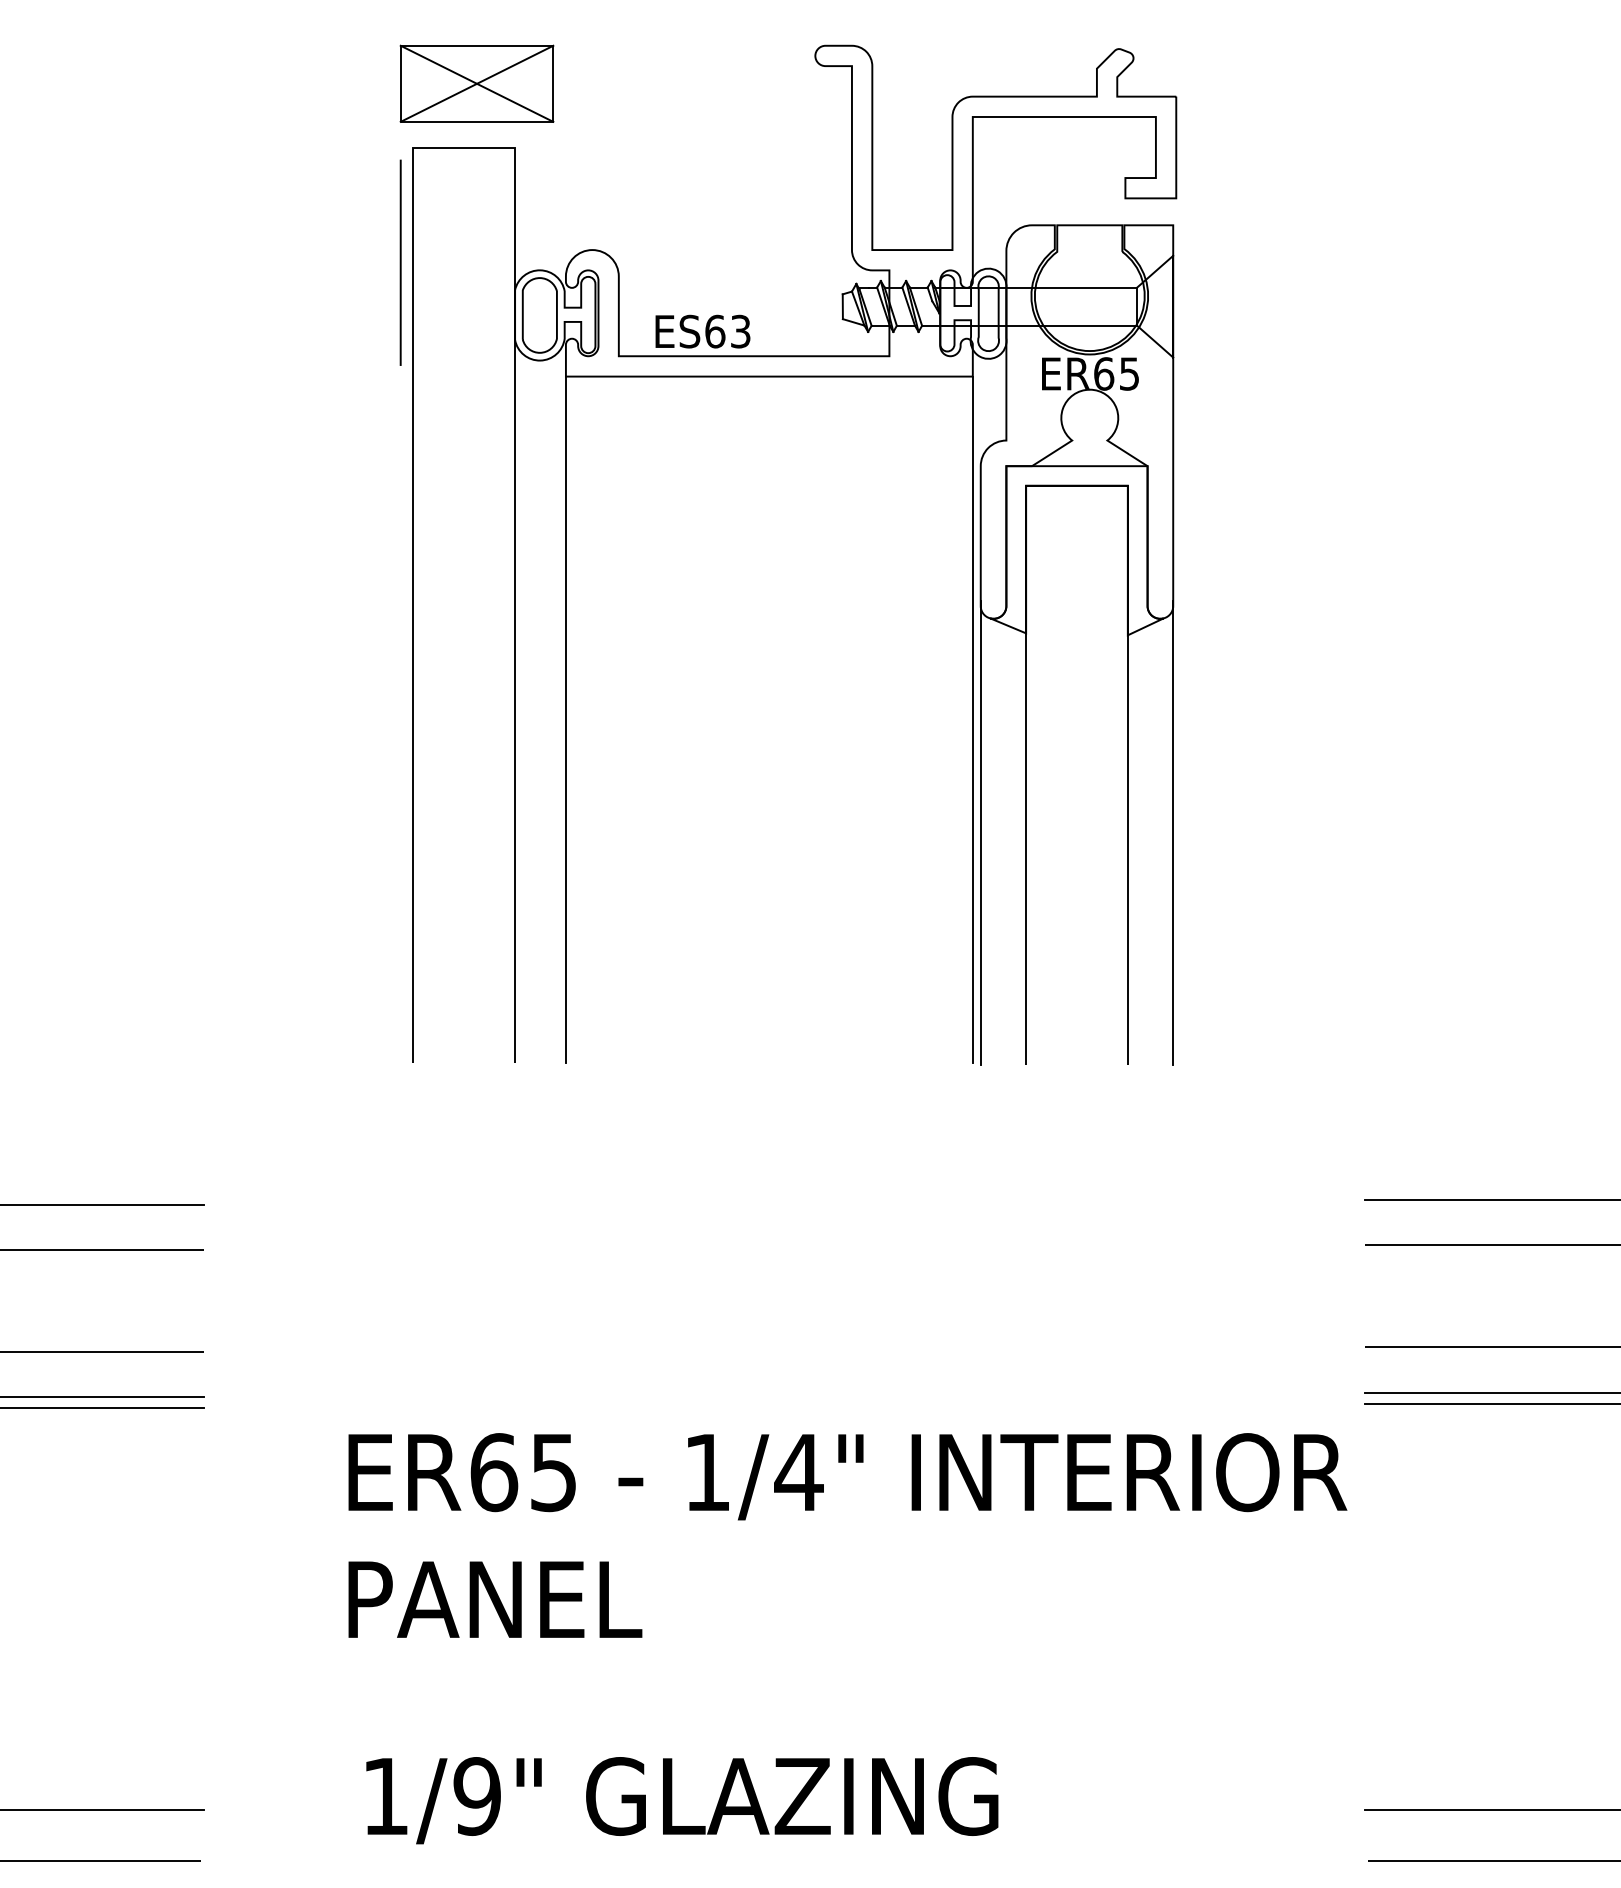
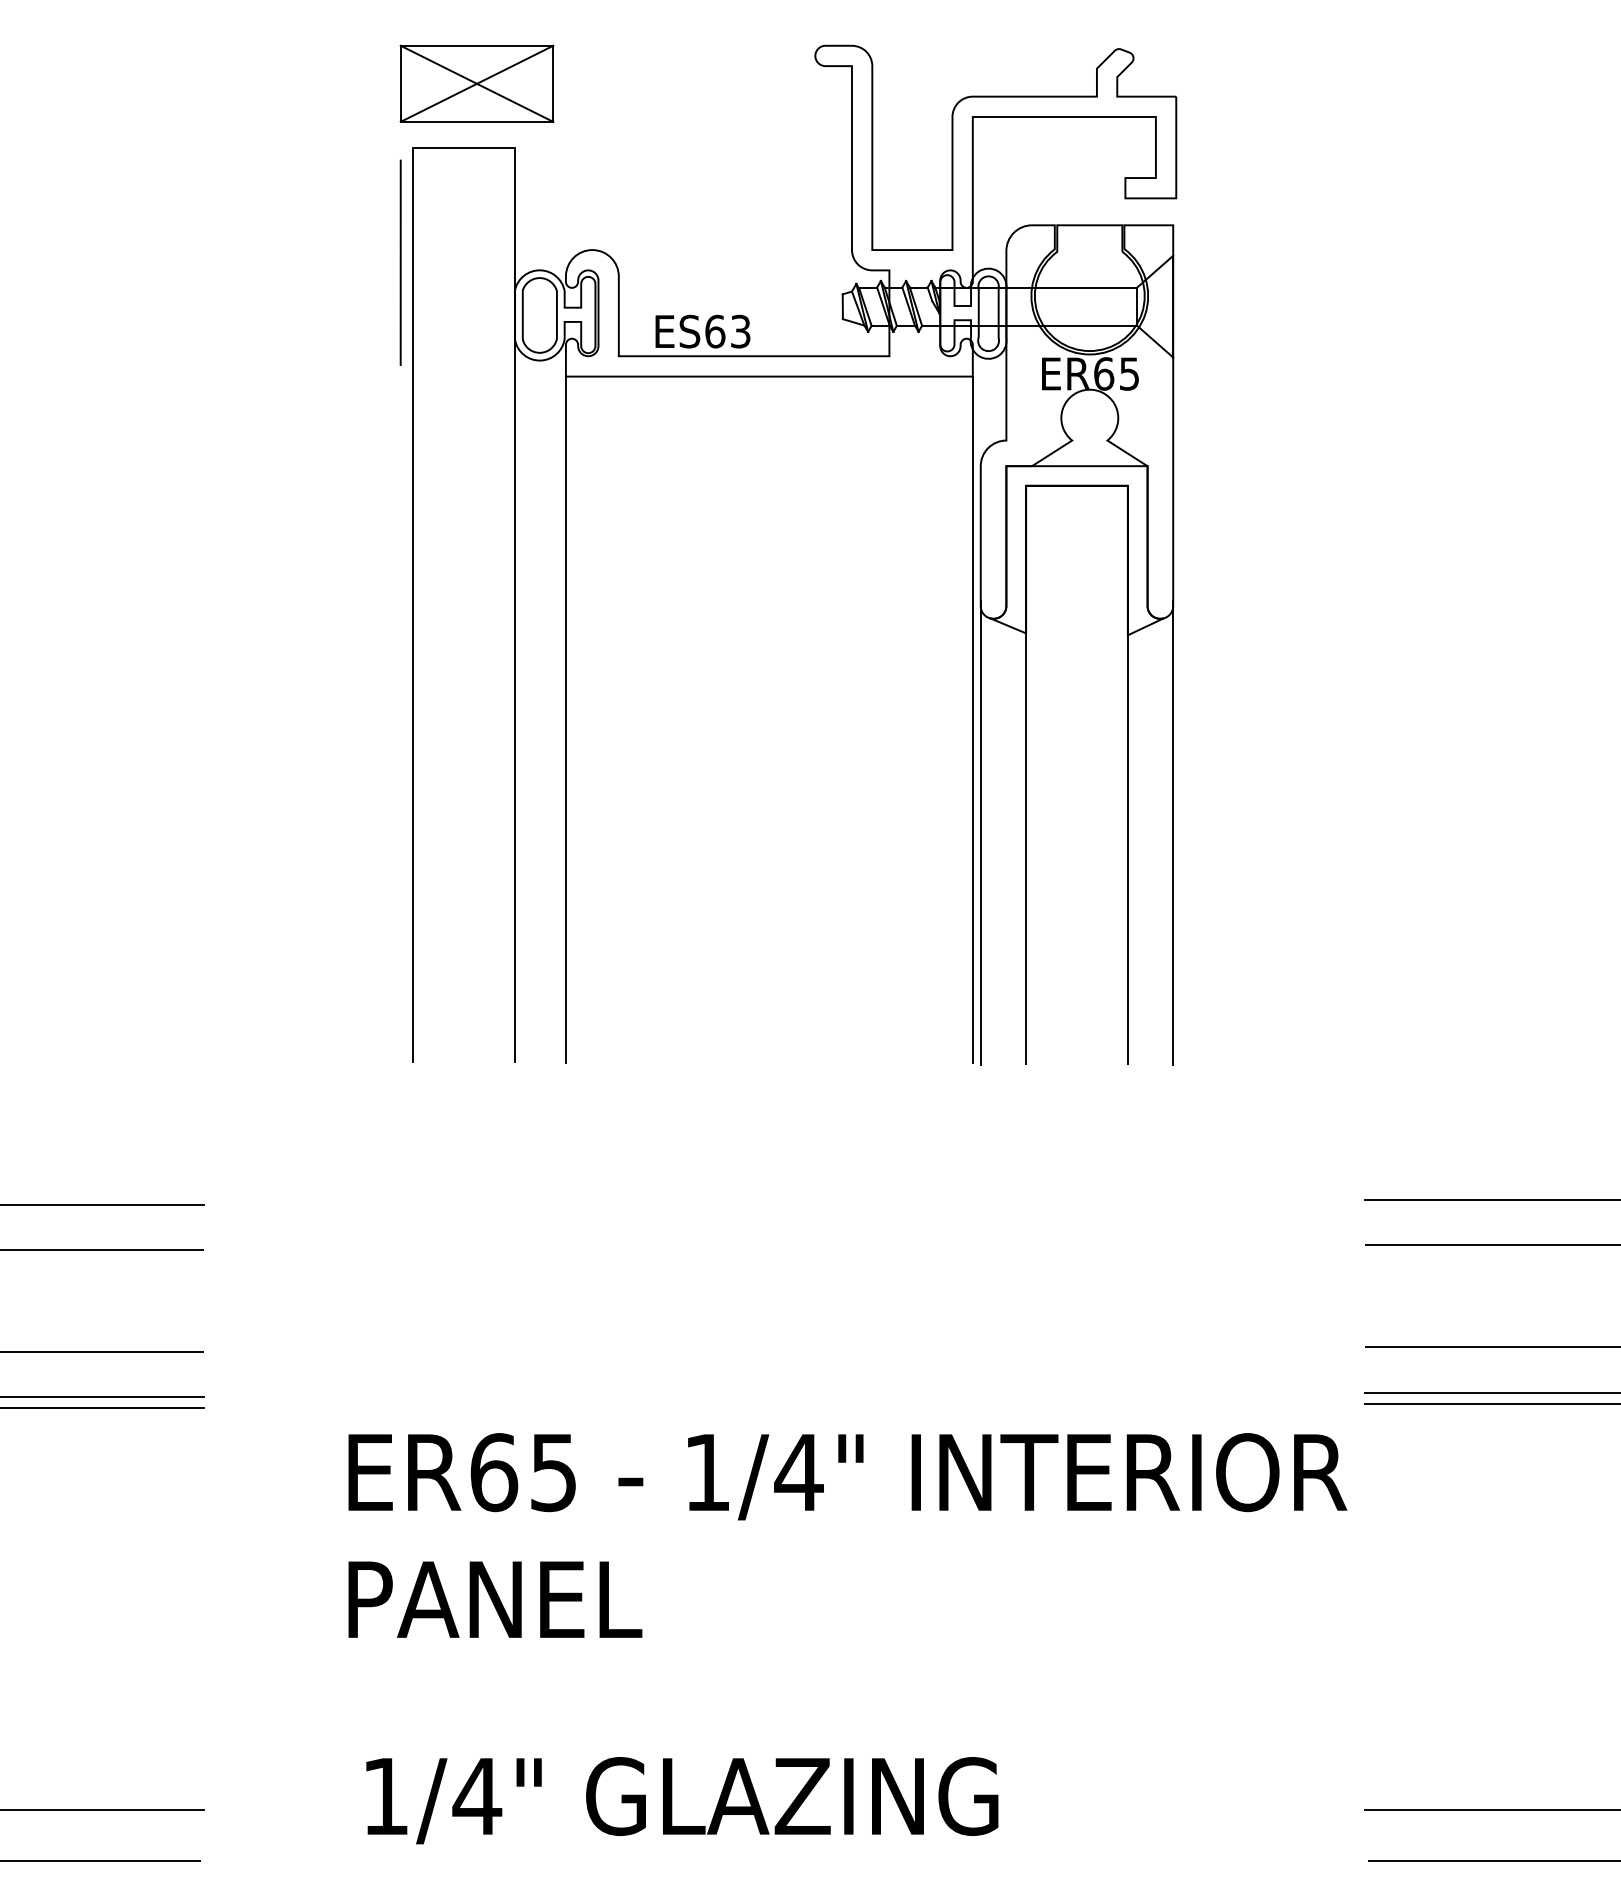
text: 1/9" -> 1/4" (477, 1796)
